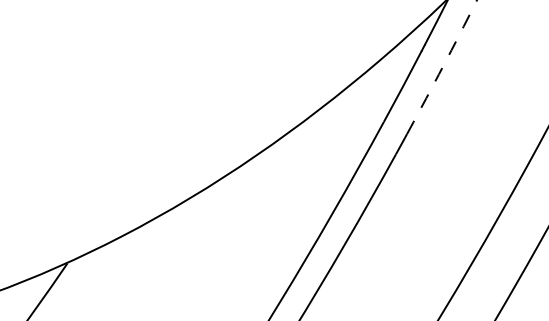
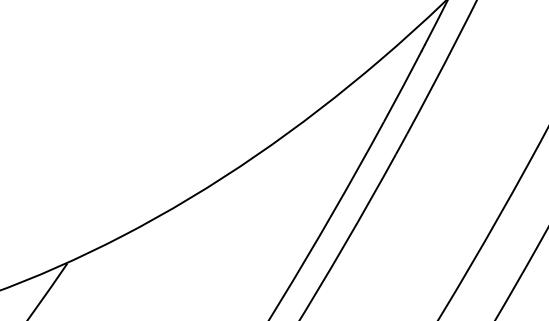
arc: dashed -> solid (442, 67)
